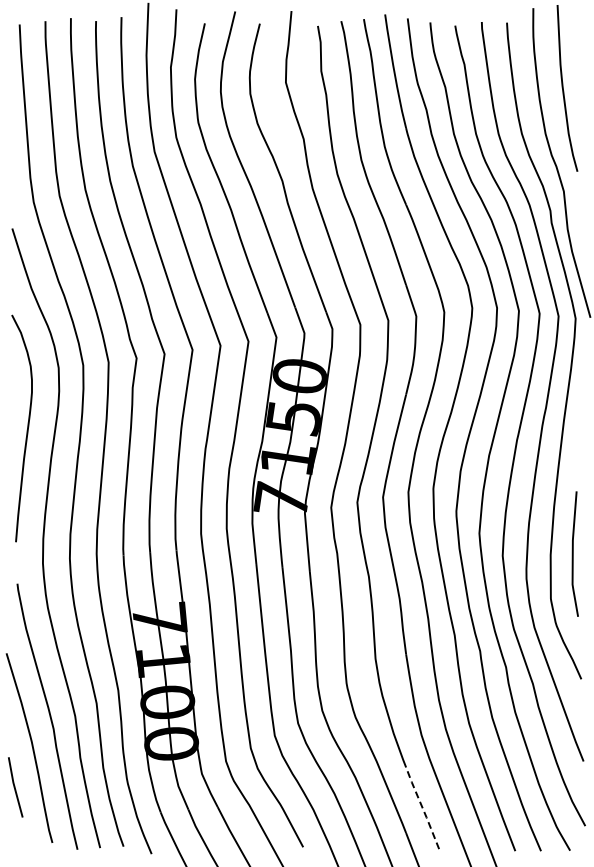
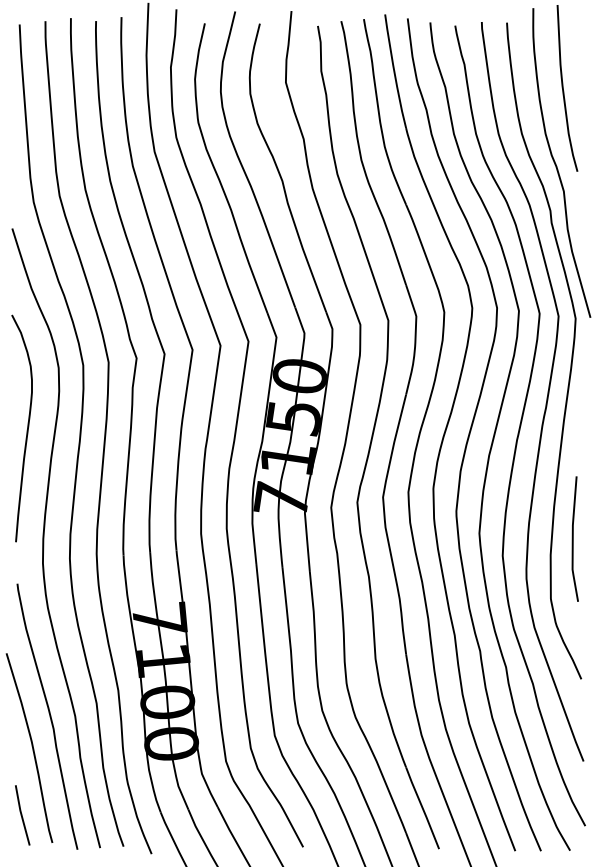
line position: (573, 553) -> (573, 538) (573, 538)
line position: (15, 787) -> (22, 815) (22, 815)
line: dashed -> solid (422, 807)
